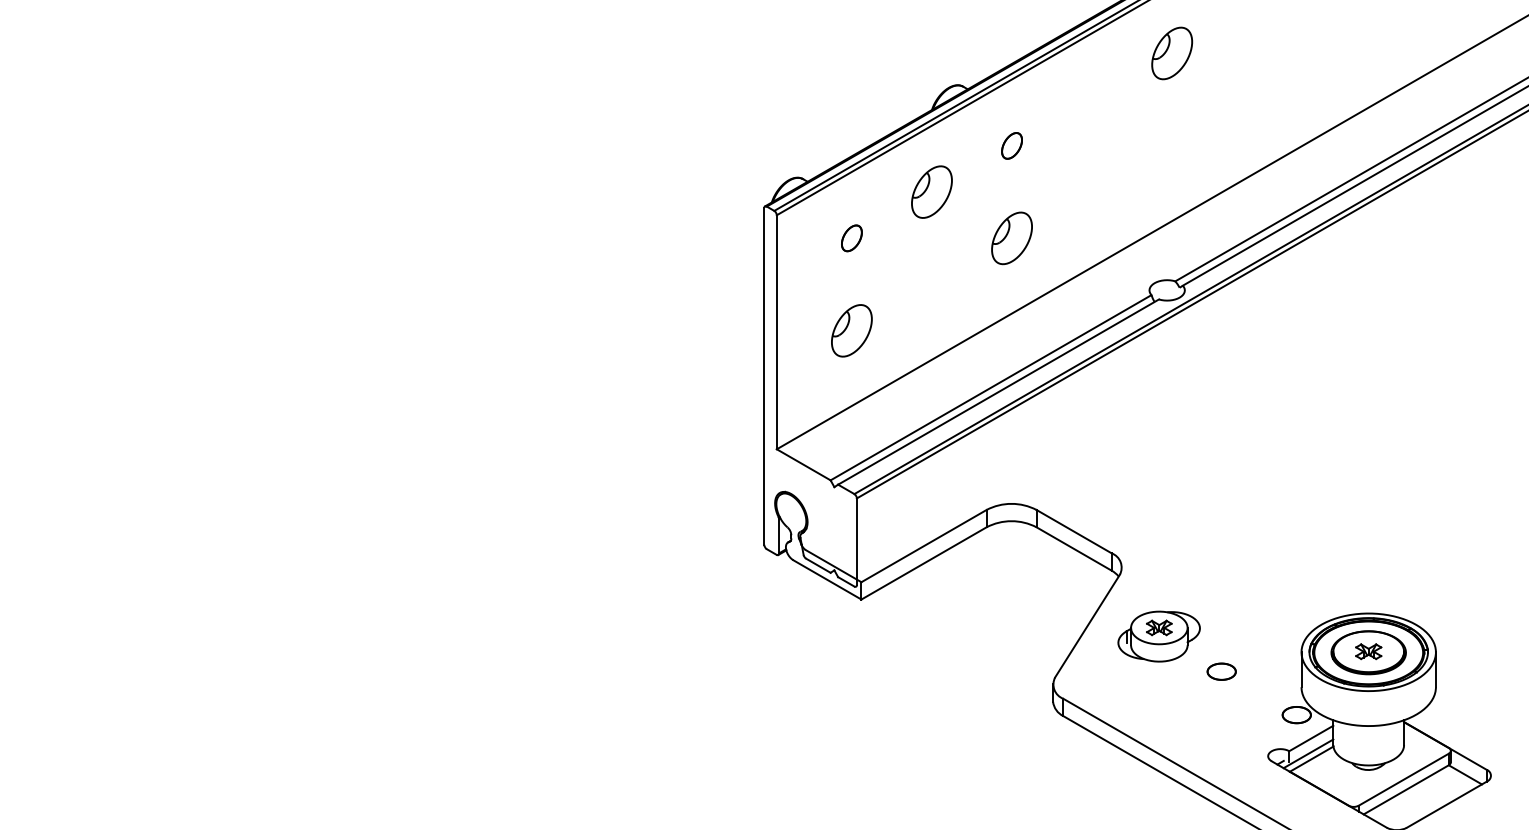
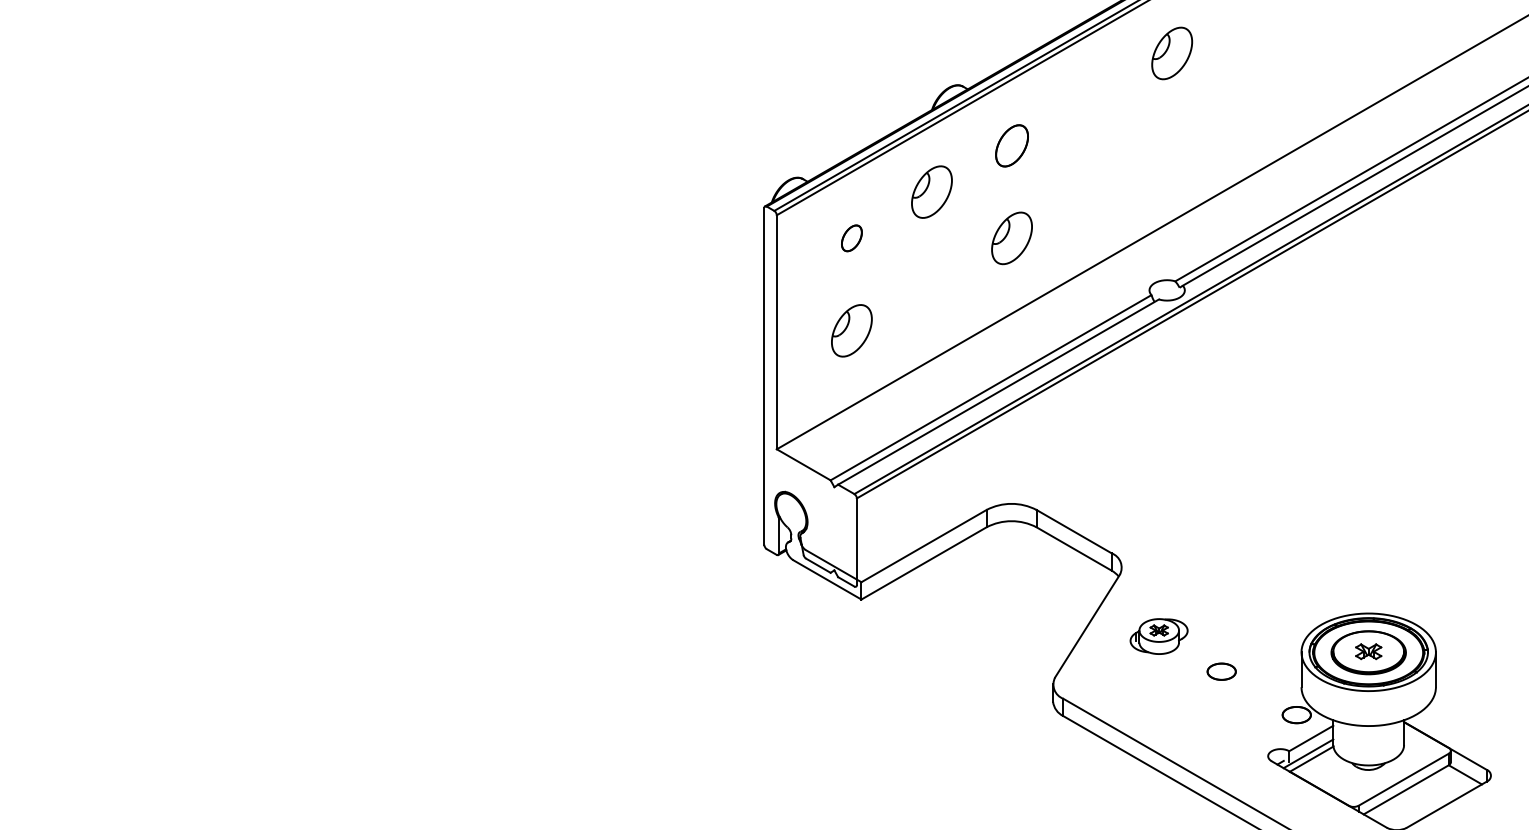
part size: 22x28 px -> 34x44 px (1011, 145)
part size: 84x53 px -> 60x37 px (1158, 636)
